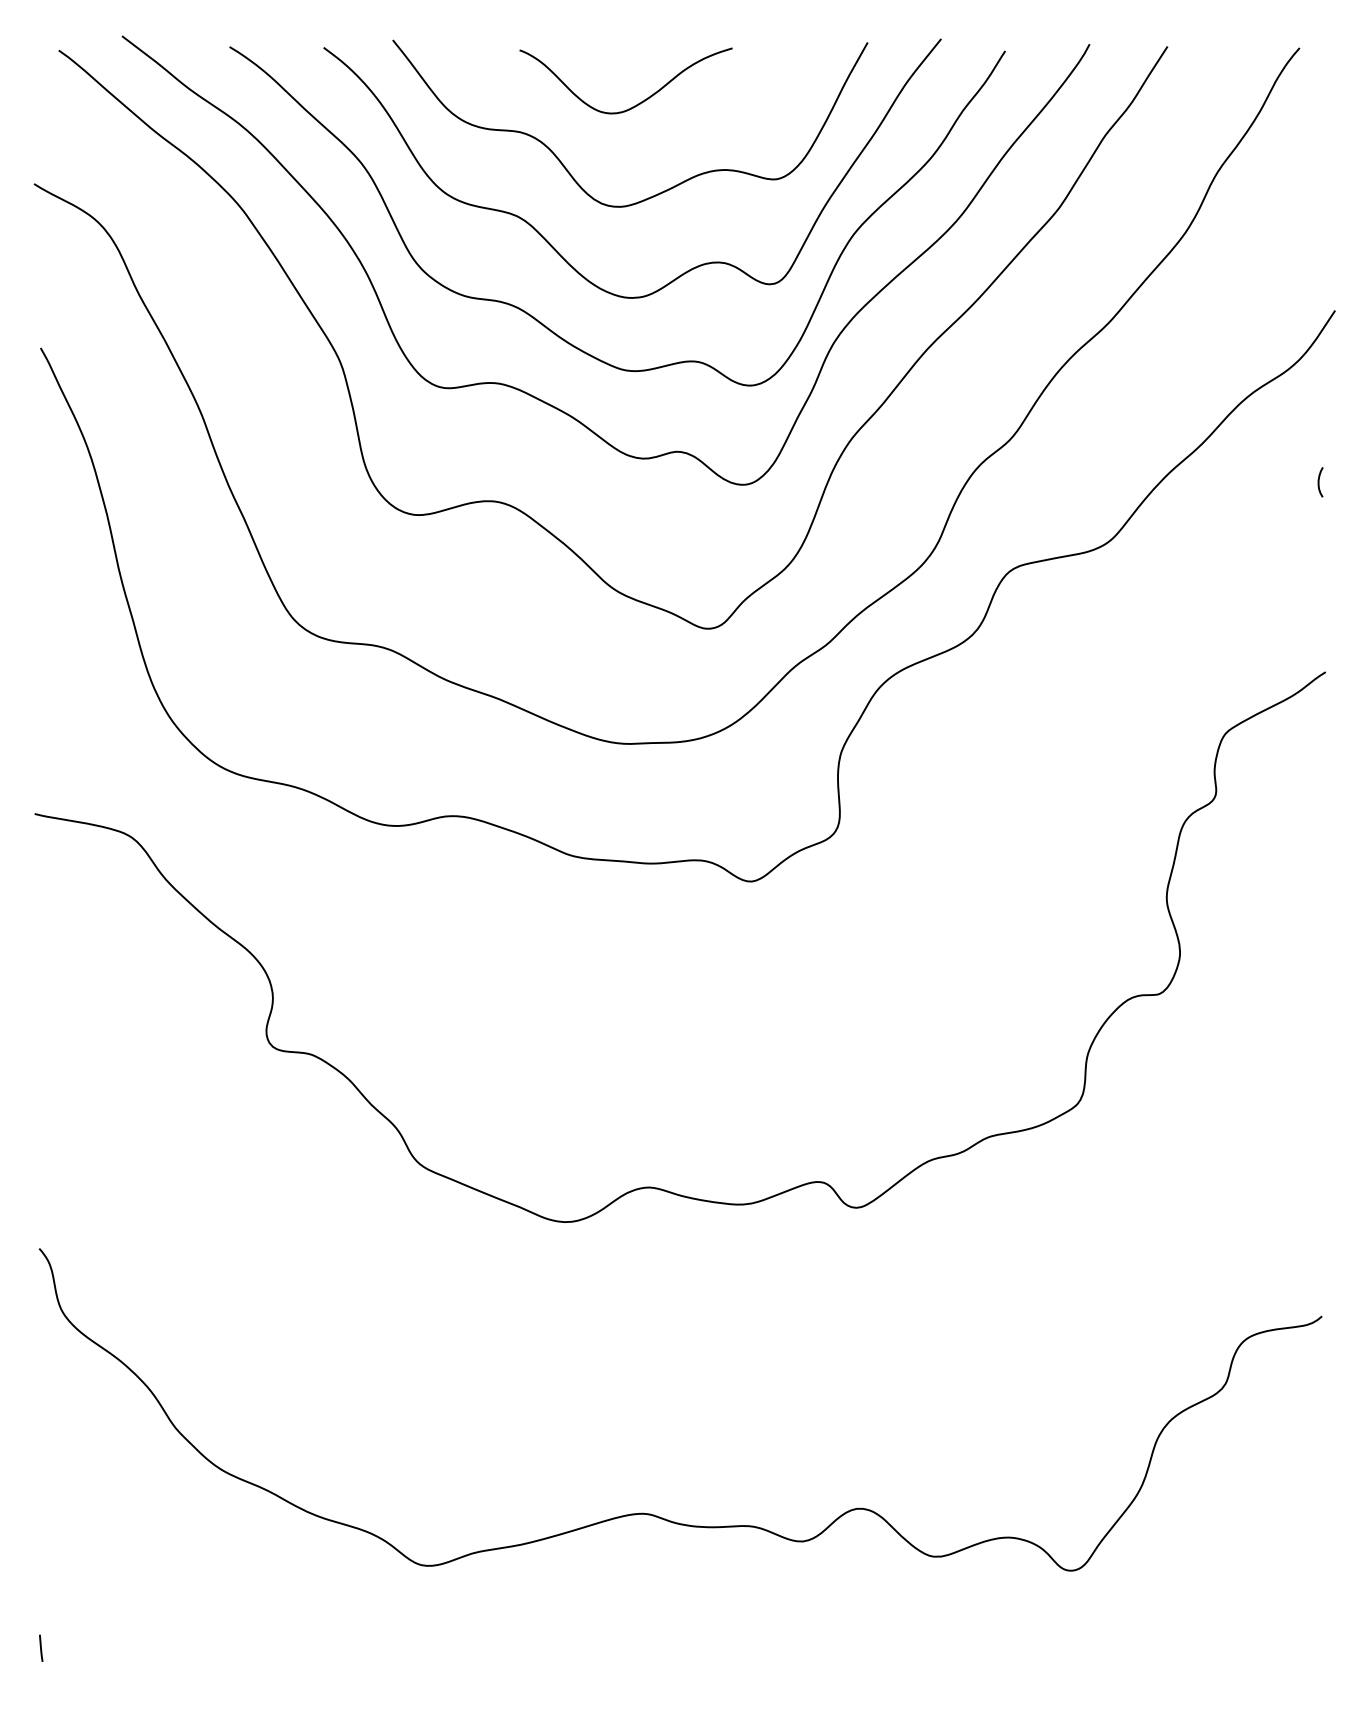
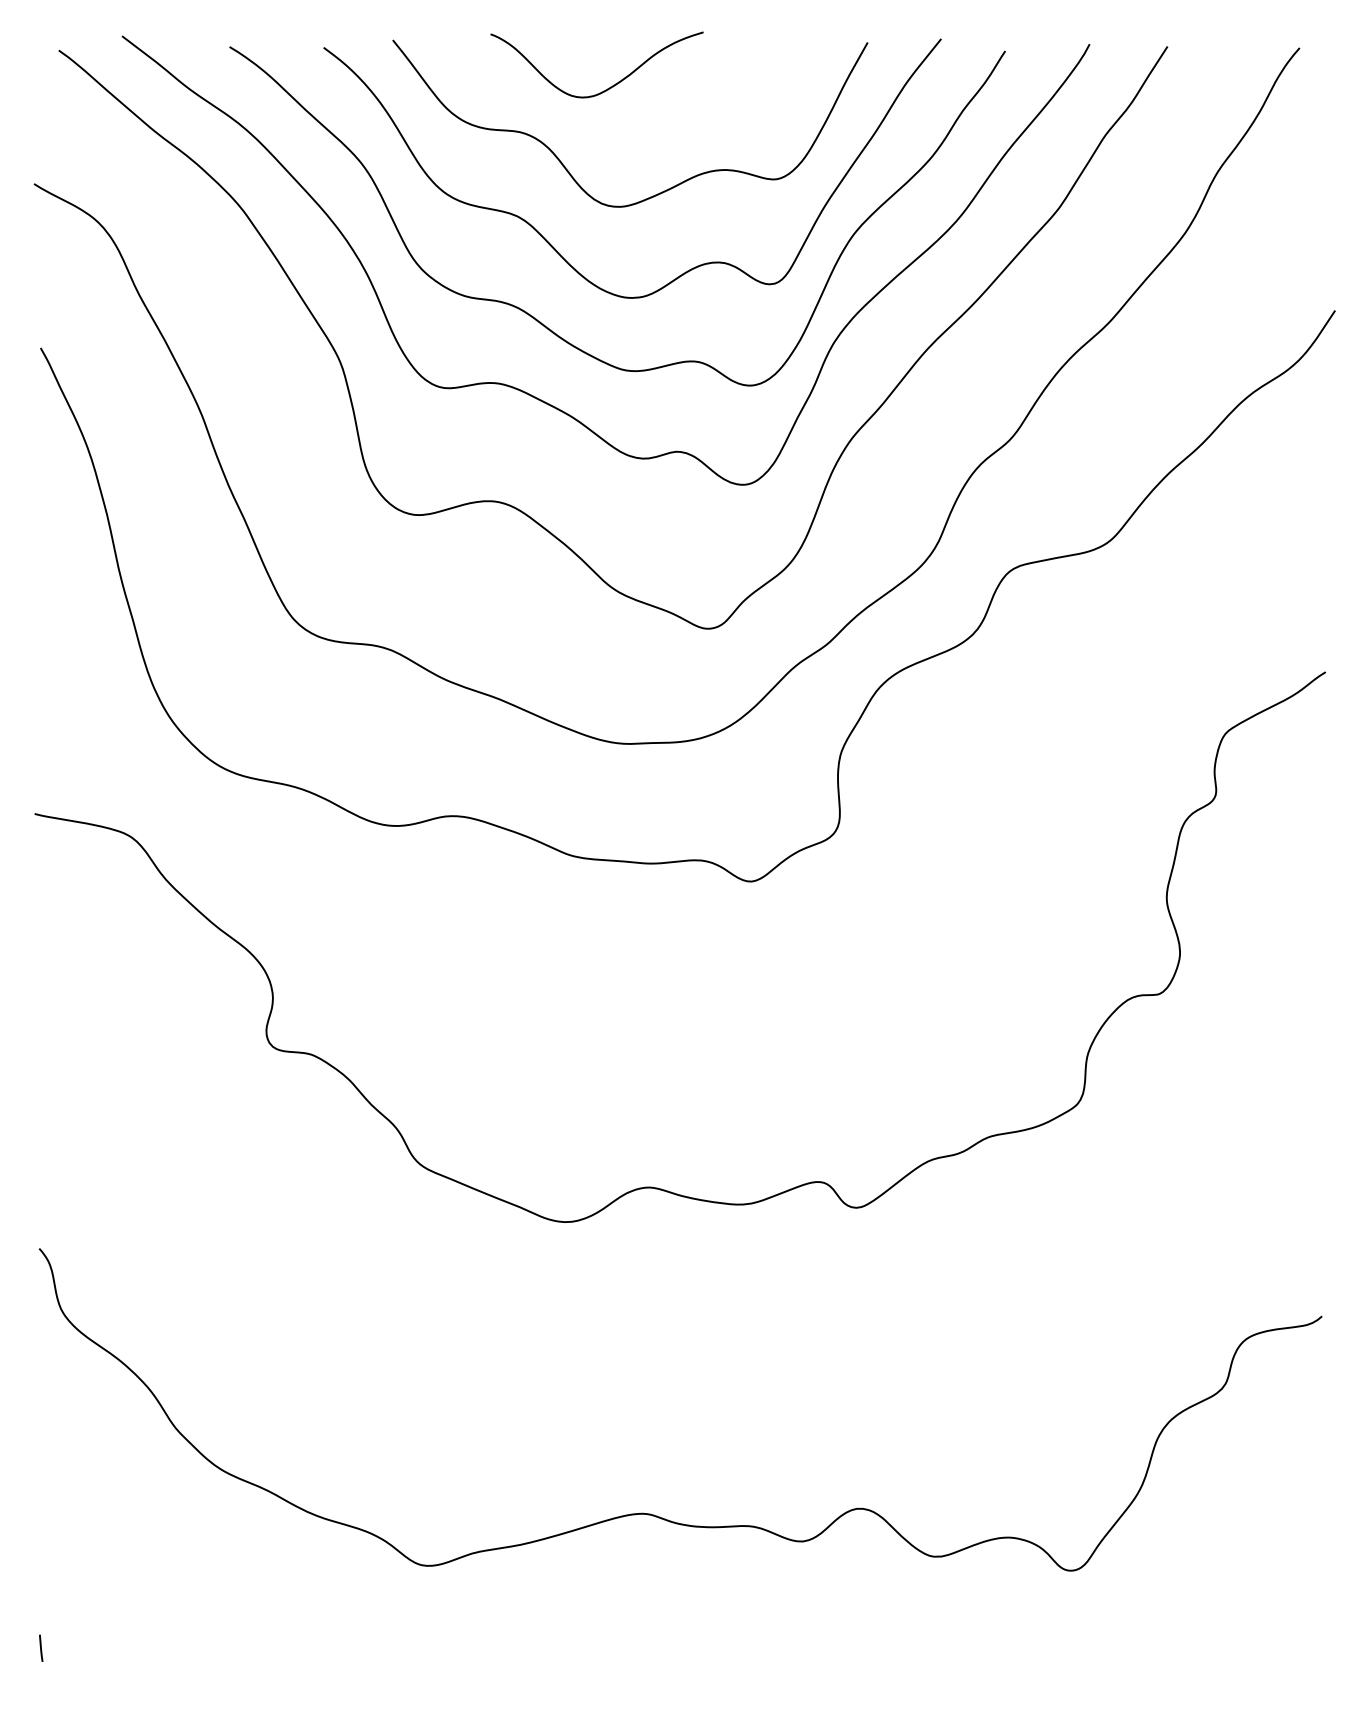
curve position: (639, 102) -> (610, 86) (610, 86)
curve: present -> none (1319, 482)
